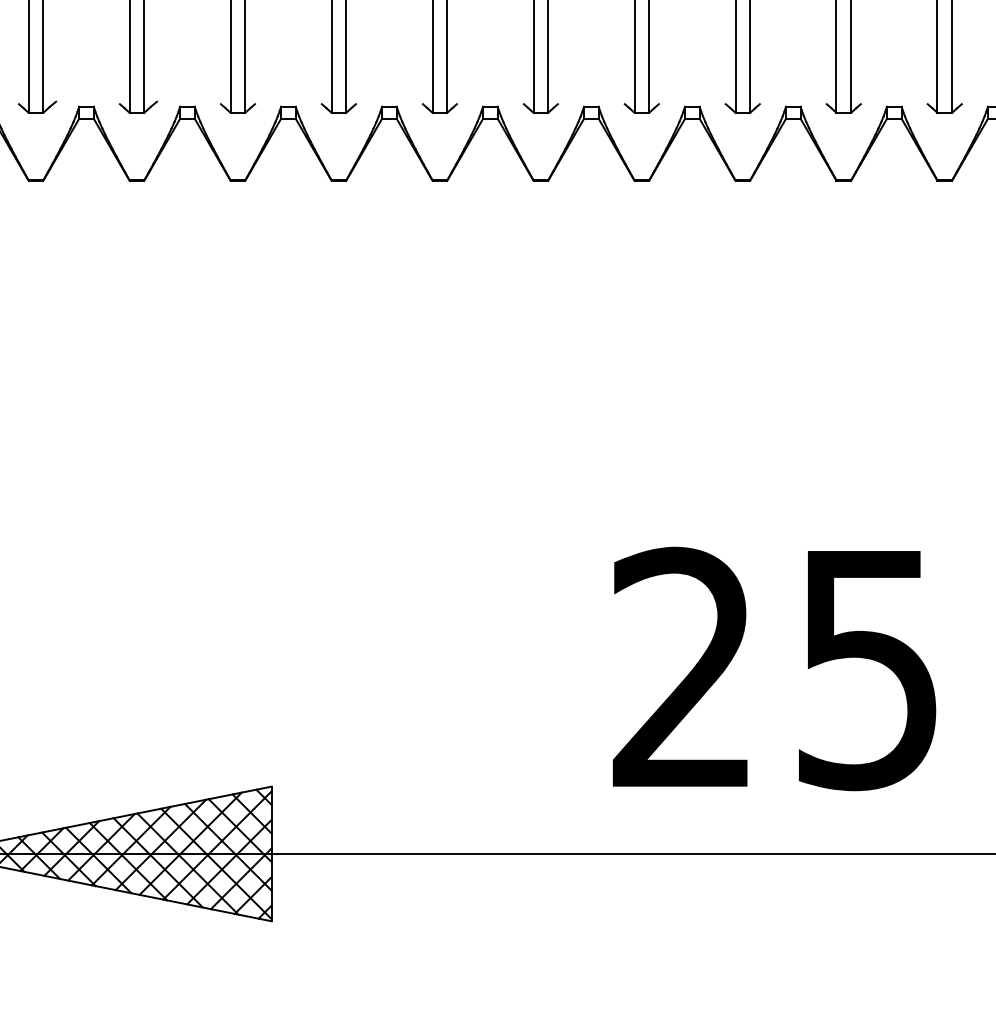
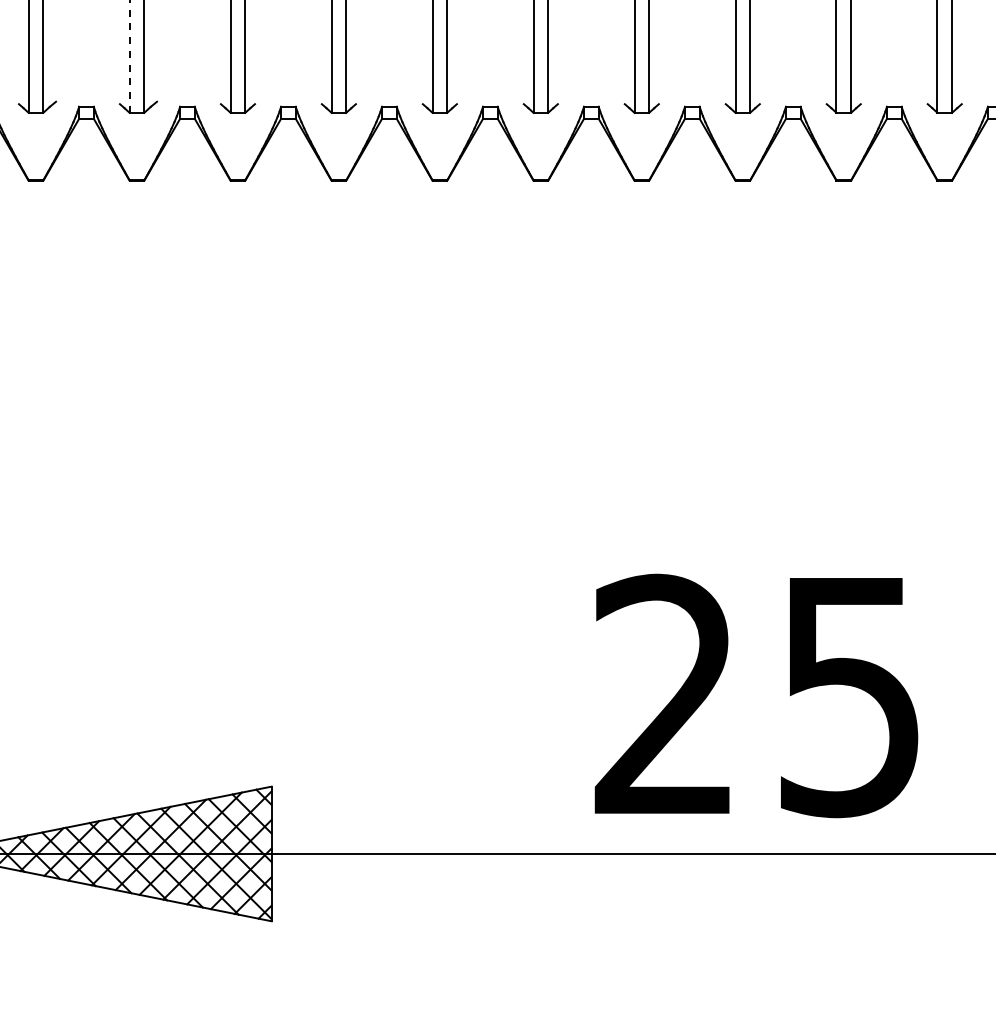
line: solid -> dashed (129, 56)
text position: (774, 668) -> (756, 695) (756, 695)
